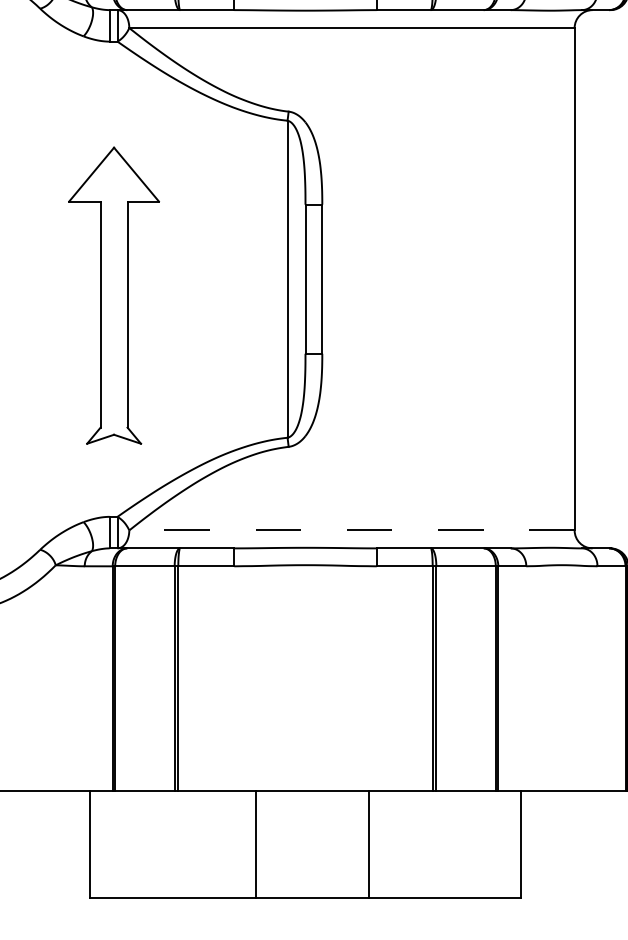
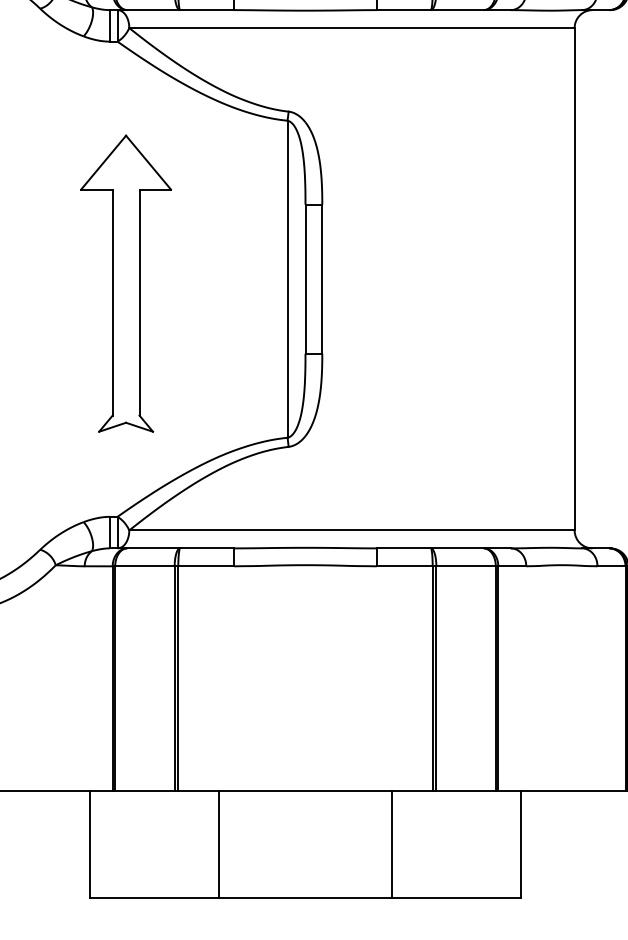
part position: (113, 295) -> (125, 283) (125, 283)
line: dashed -> solid (351, 530)
line position: (256, 844) -> (219, 844) (219, 844)
line position: (368, 844) -> (391, 844) (391, 844)
